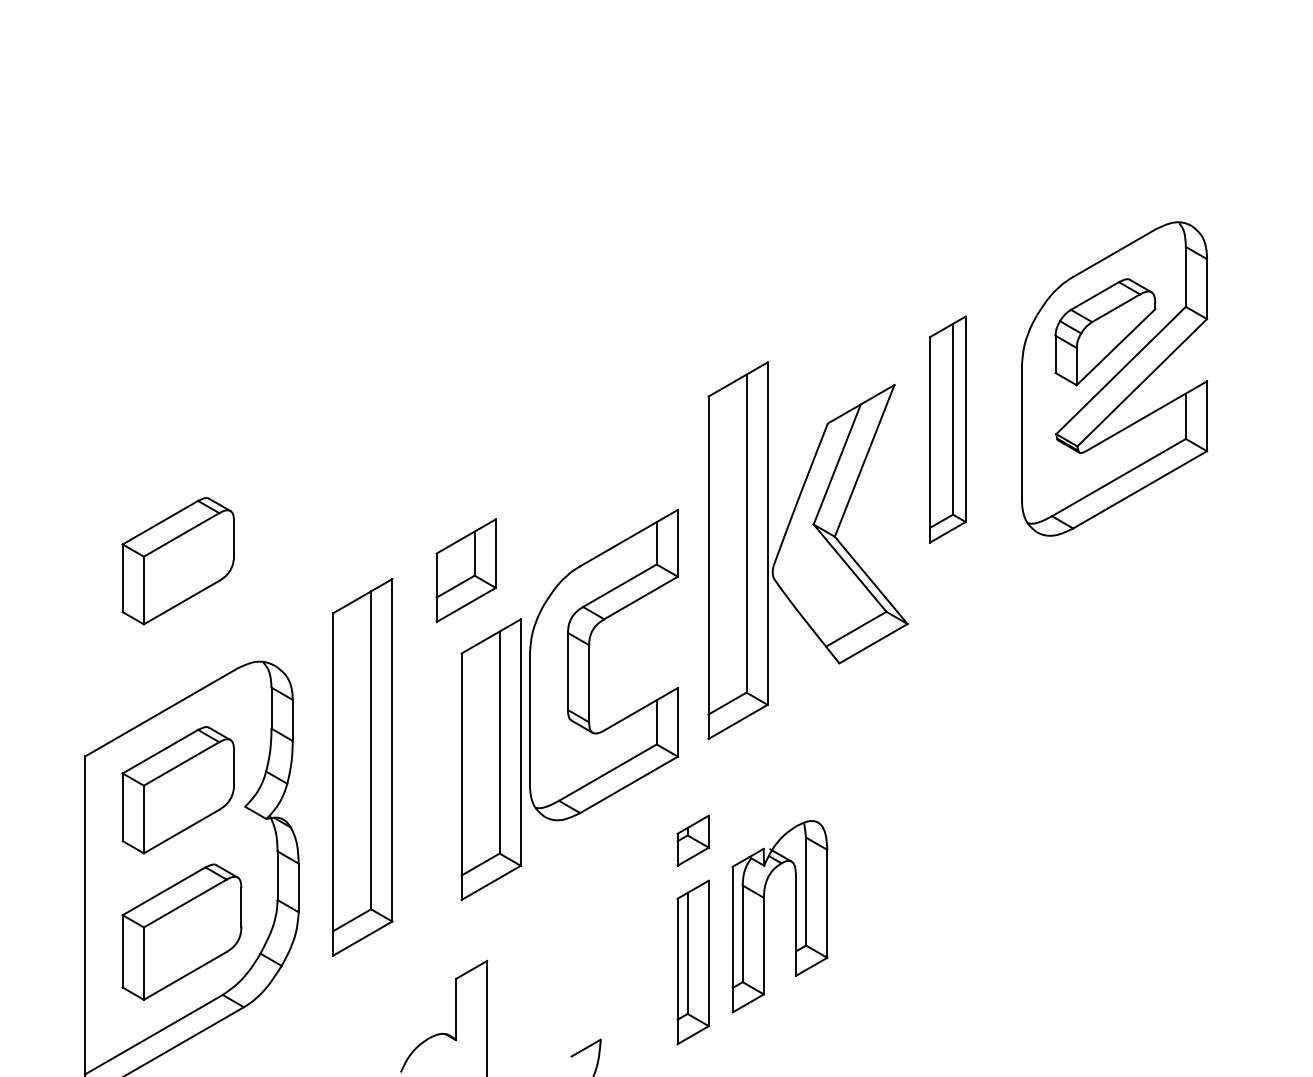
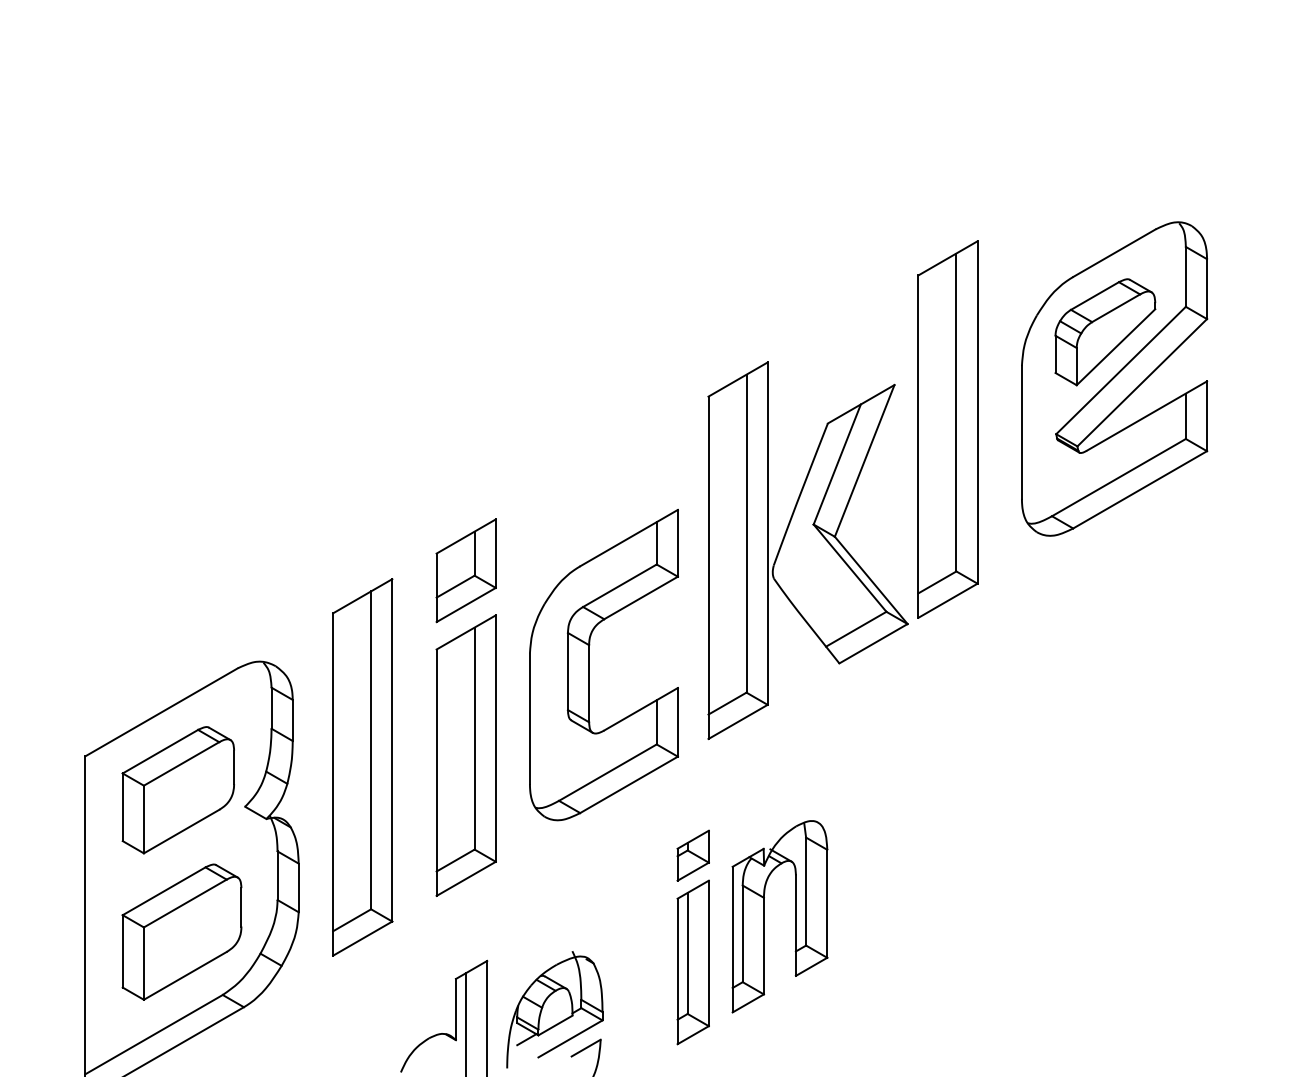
part size: 38x229 px -> 62x379 px (947, 429)
part: present -> none (177, 561)
part position: (490, 759) -> (465, 755) (465, 755)
part position: (692, 840) -> (692, 855) (692, 855)
part: none -> present (554, 1009)
line: none -> present (466, 1023)
